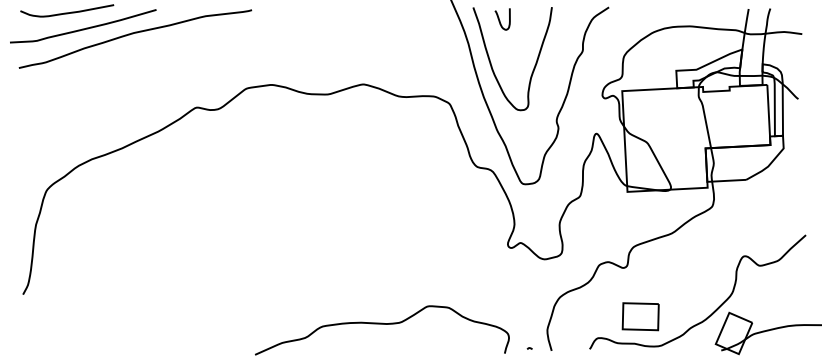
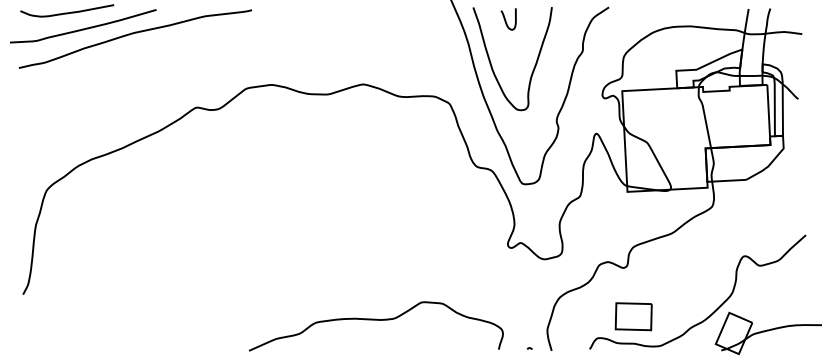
curve position: (500, 20) -> (506, 20) (506, 20)
part position: (640, 316) -> (633, 316) (633, 316)
curve position: (382, 324) -> (376, 320) (376, 320)
